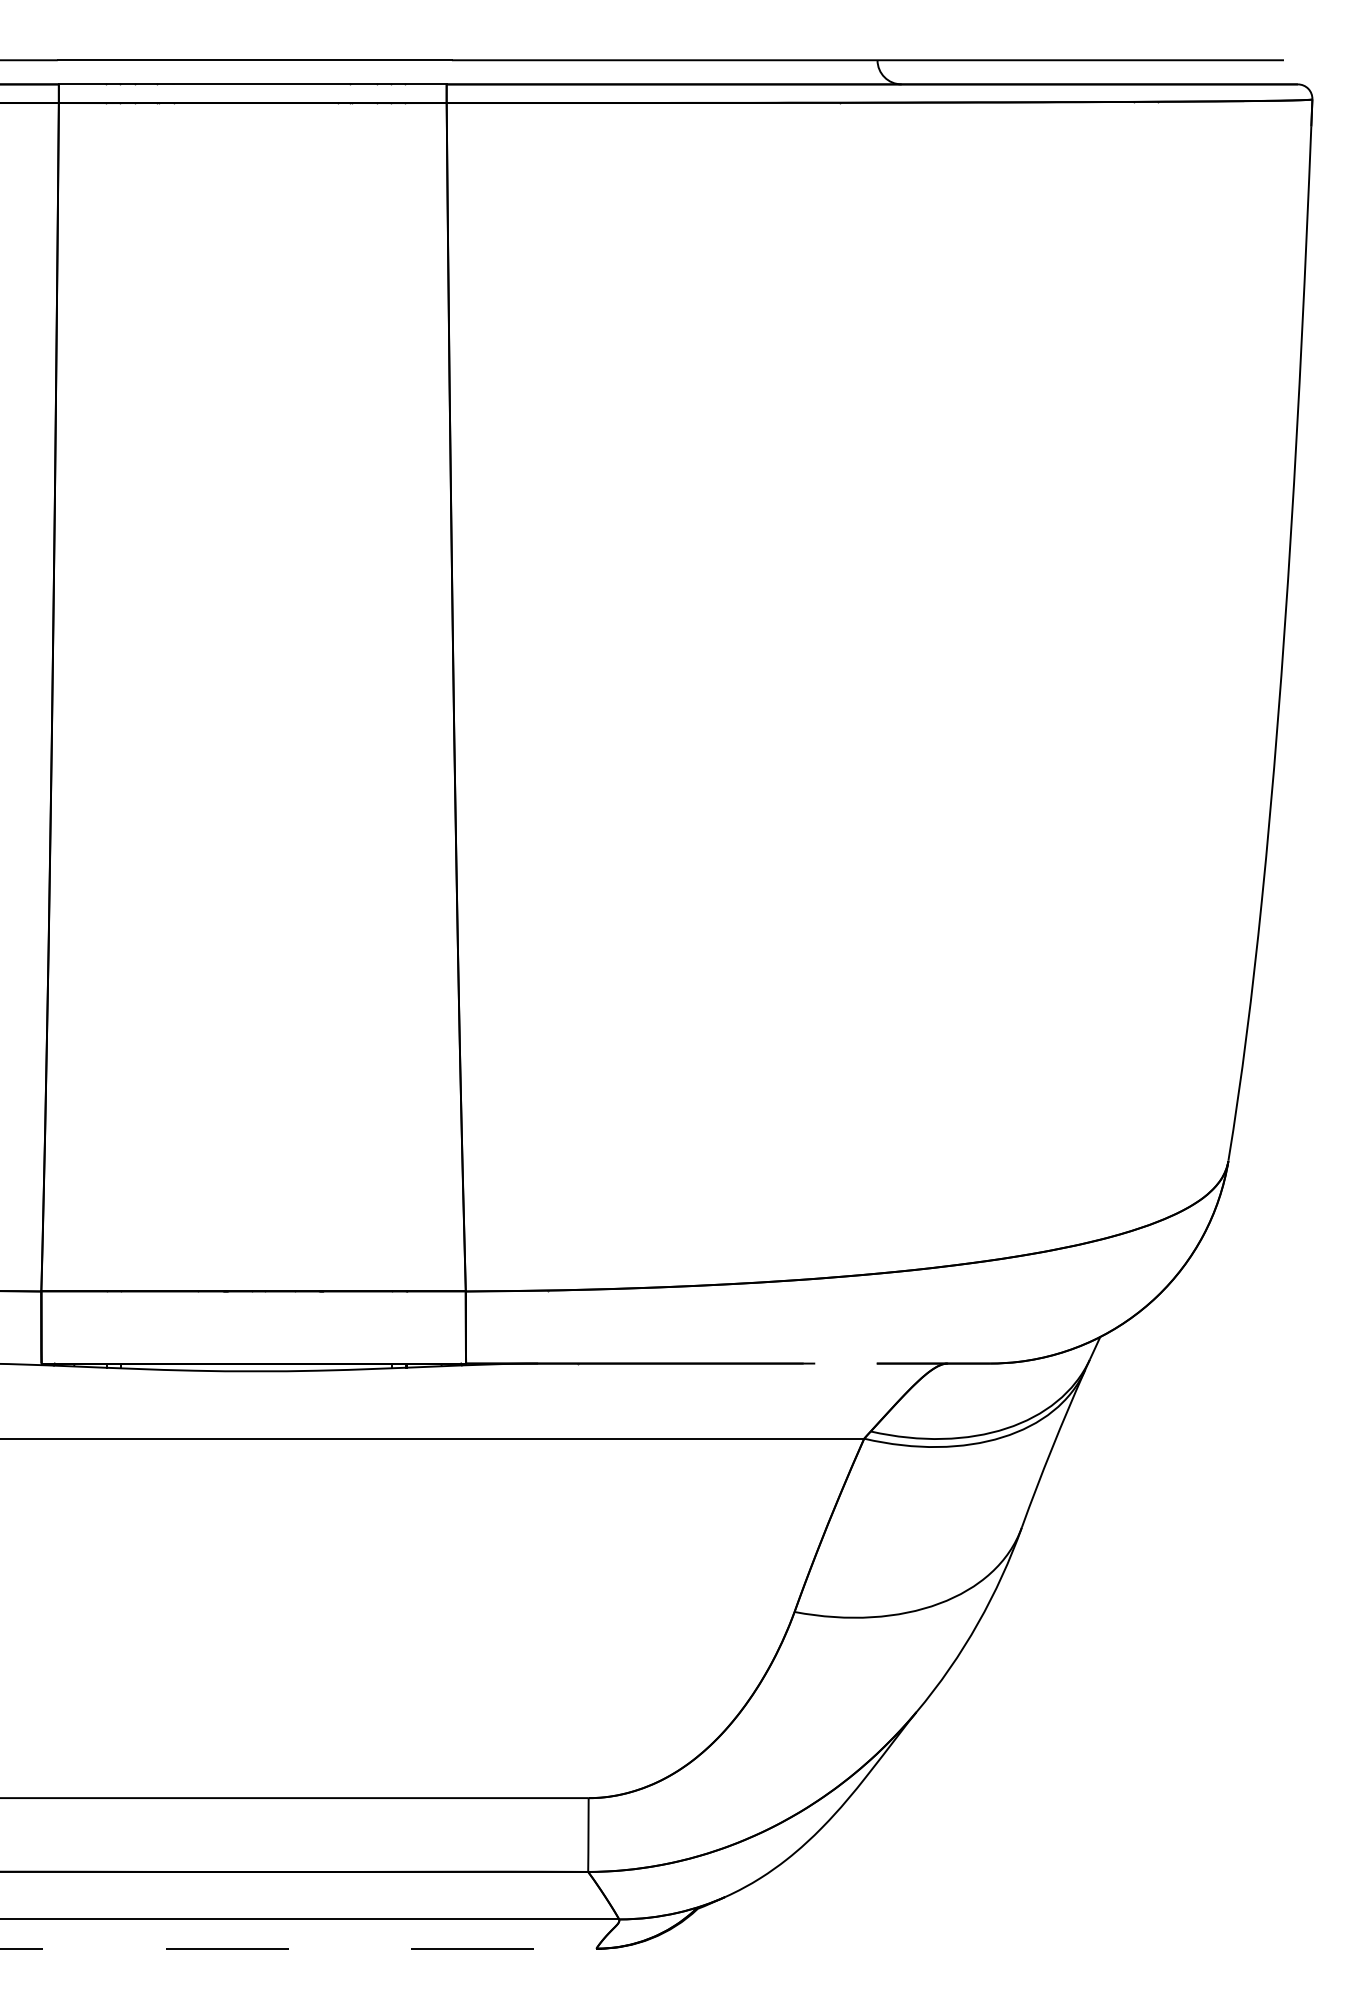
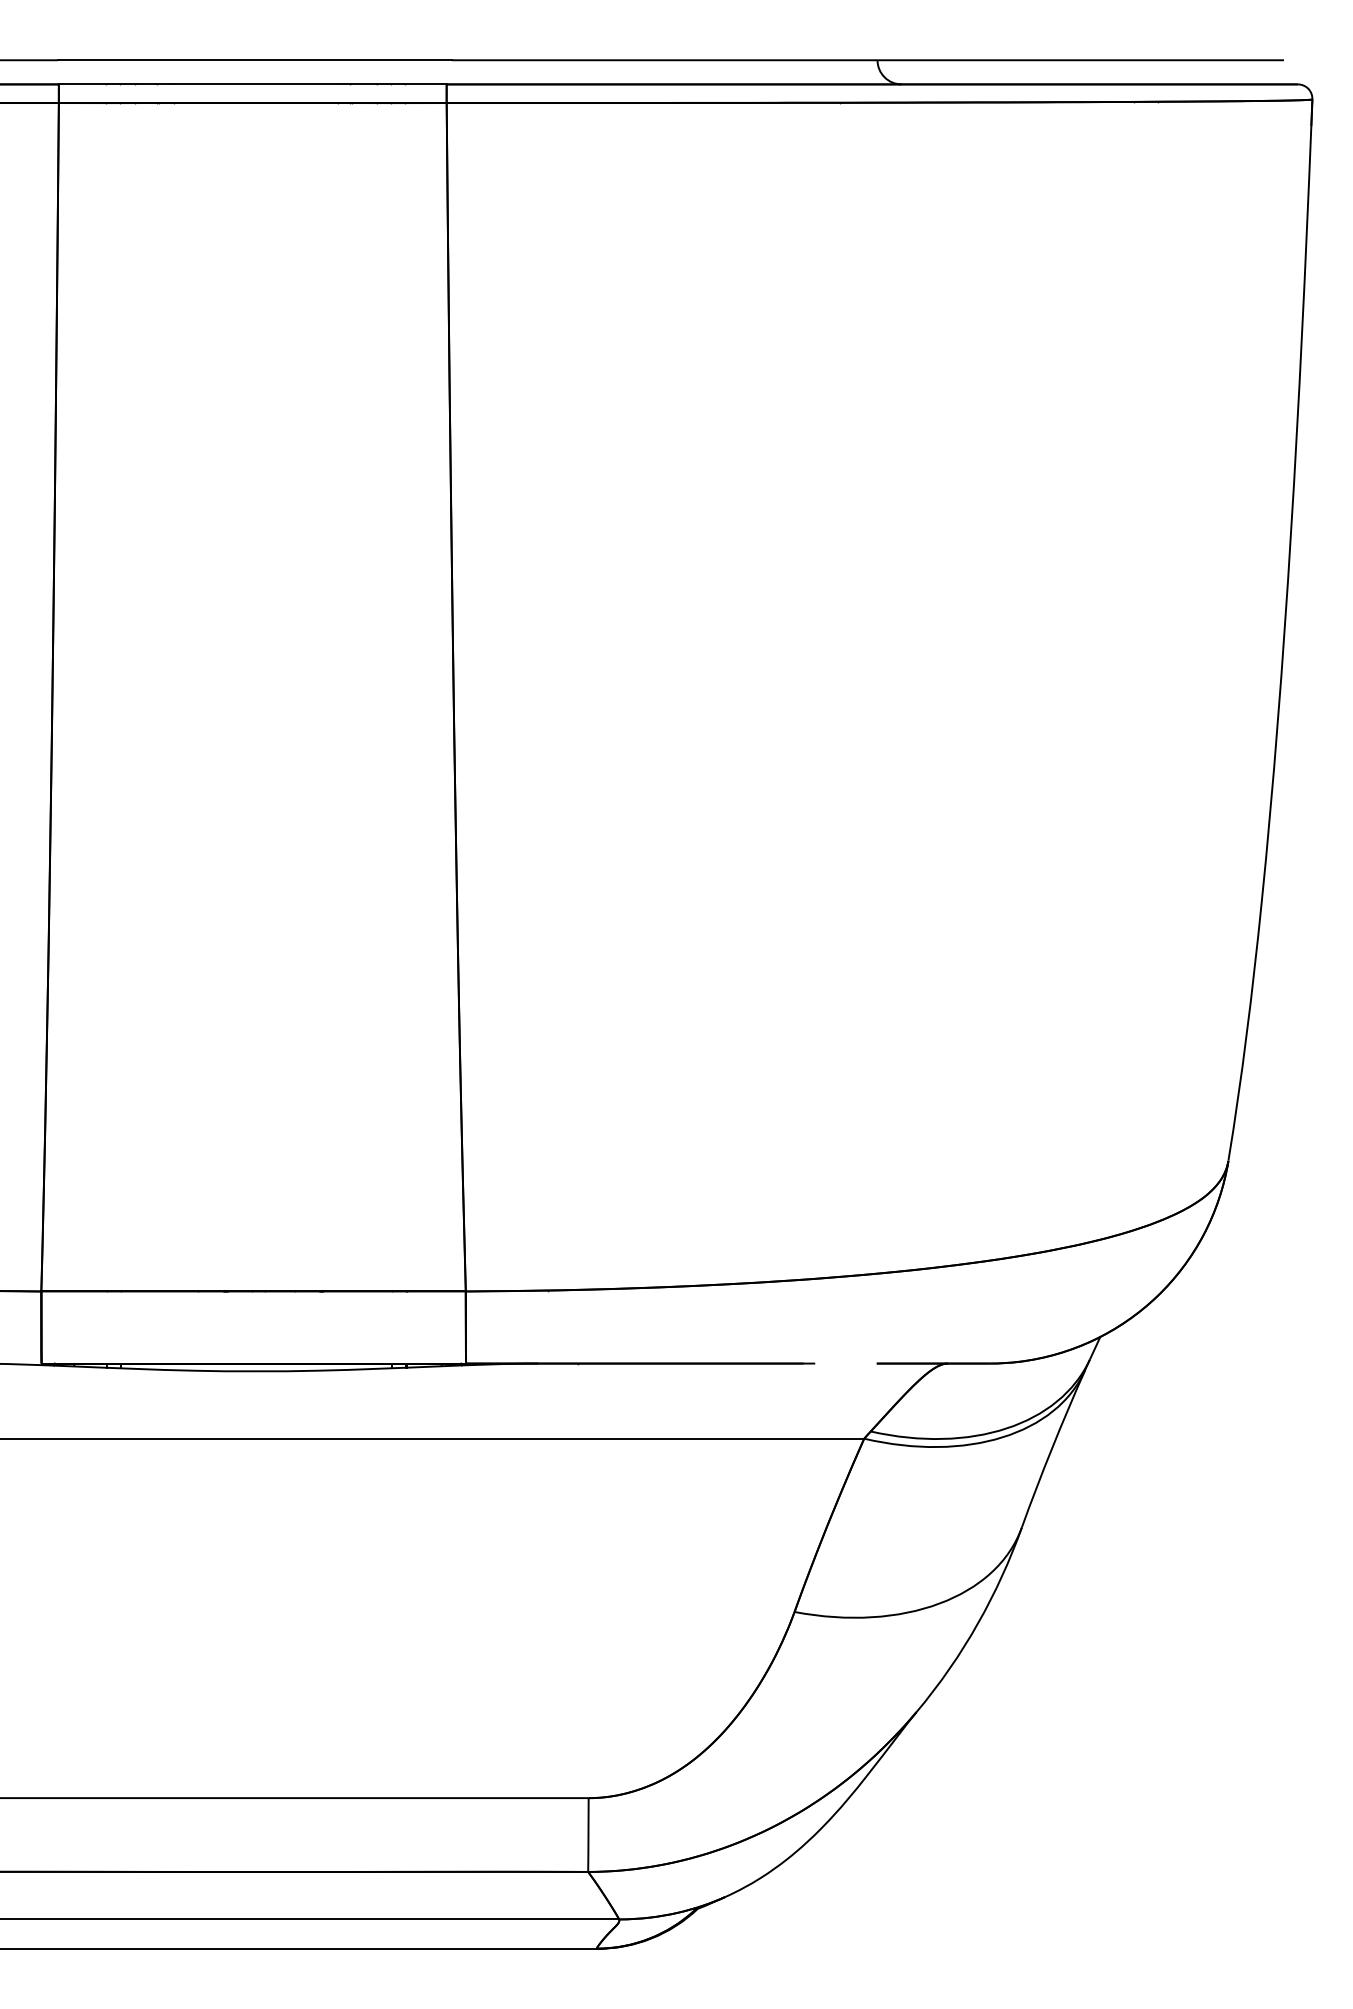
line: dashed -> solid (298, 1948)
